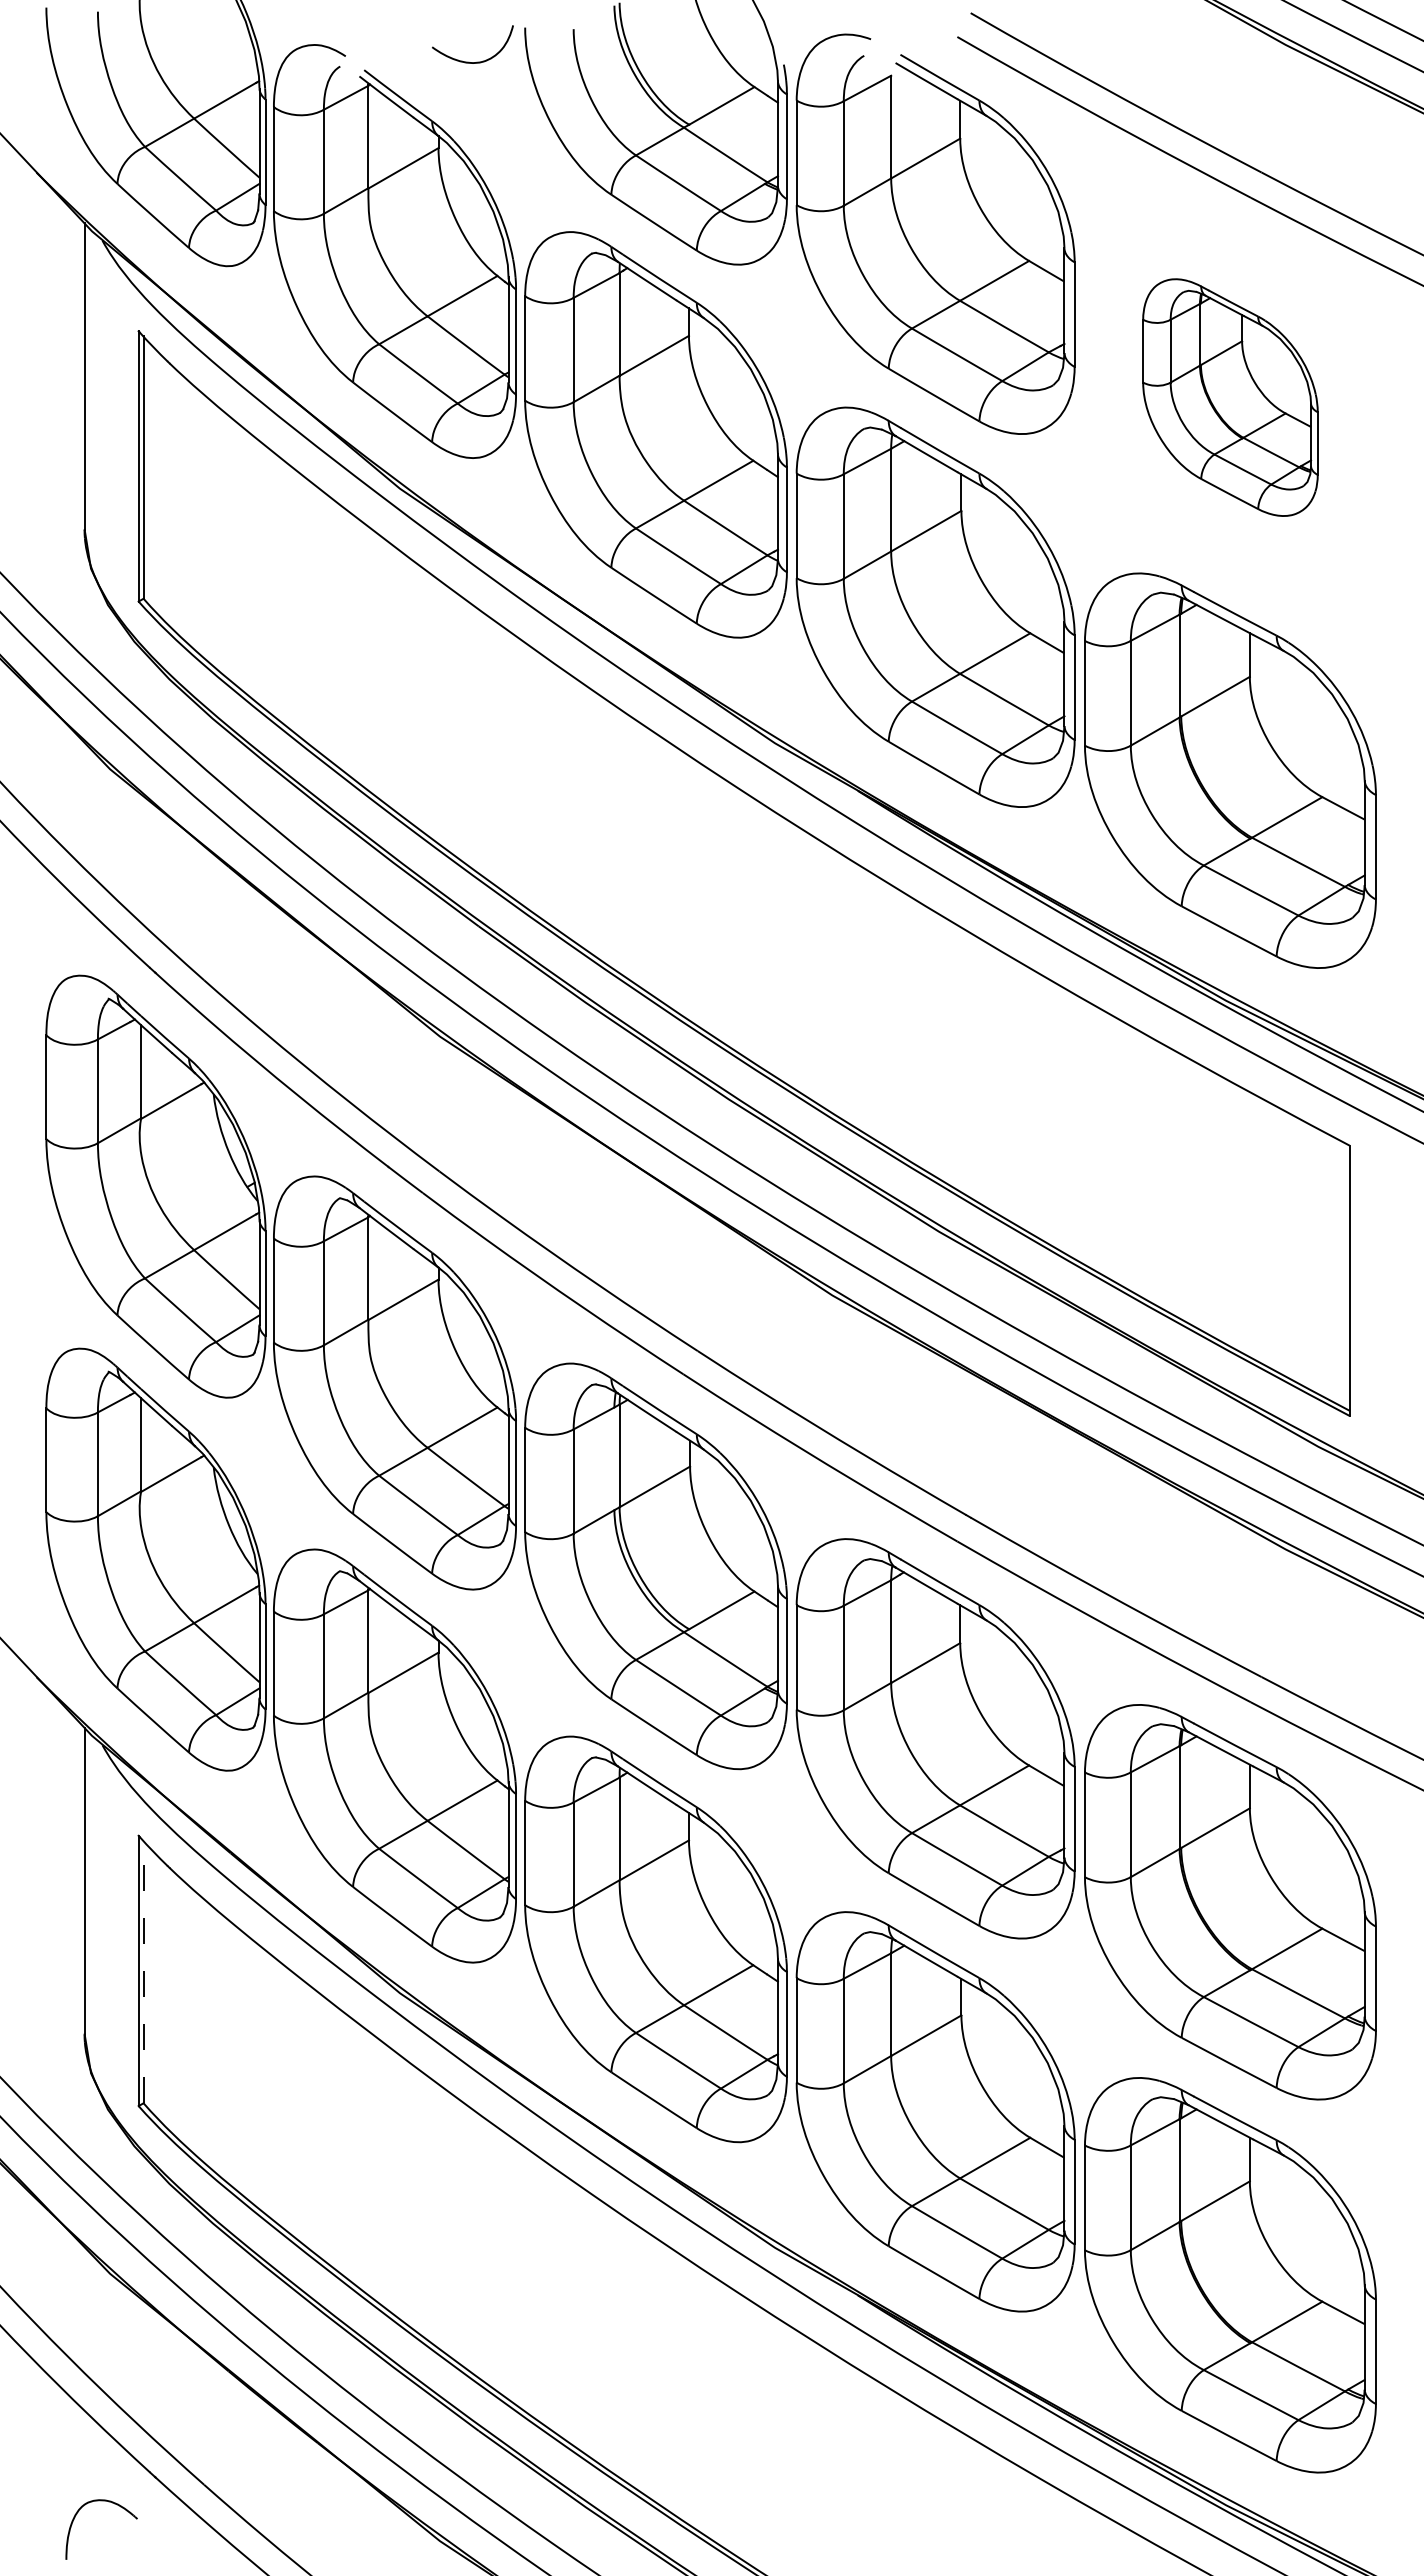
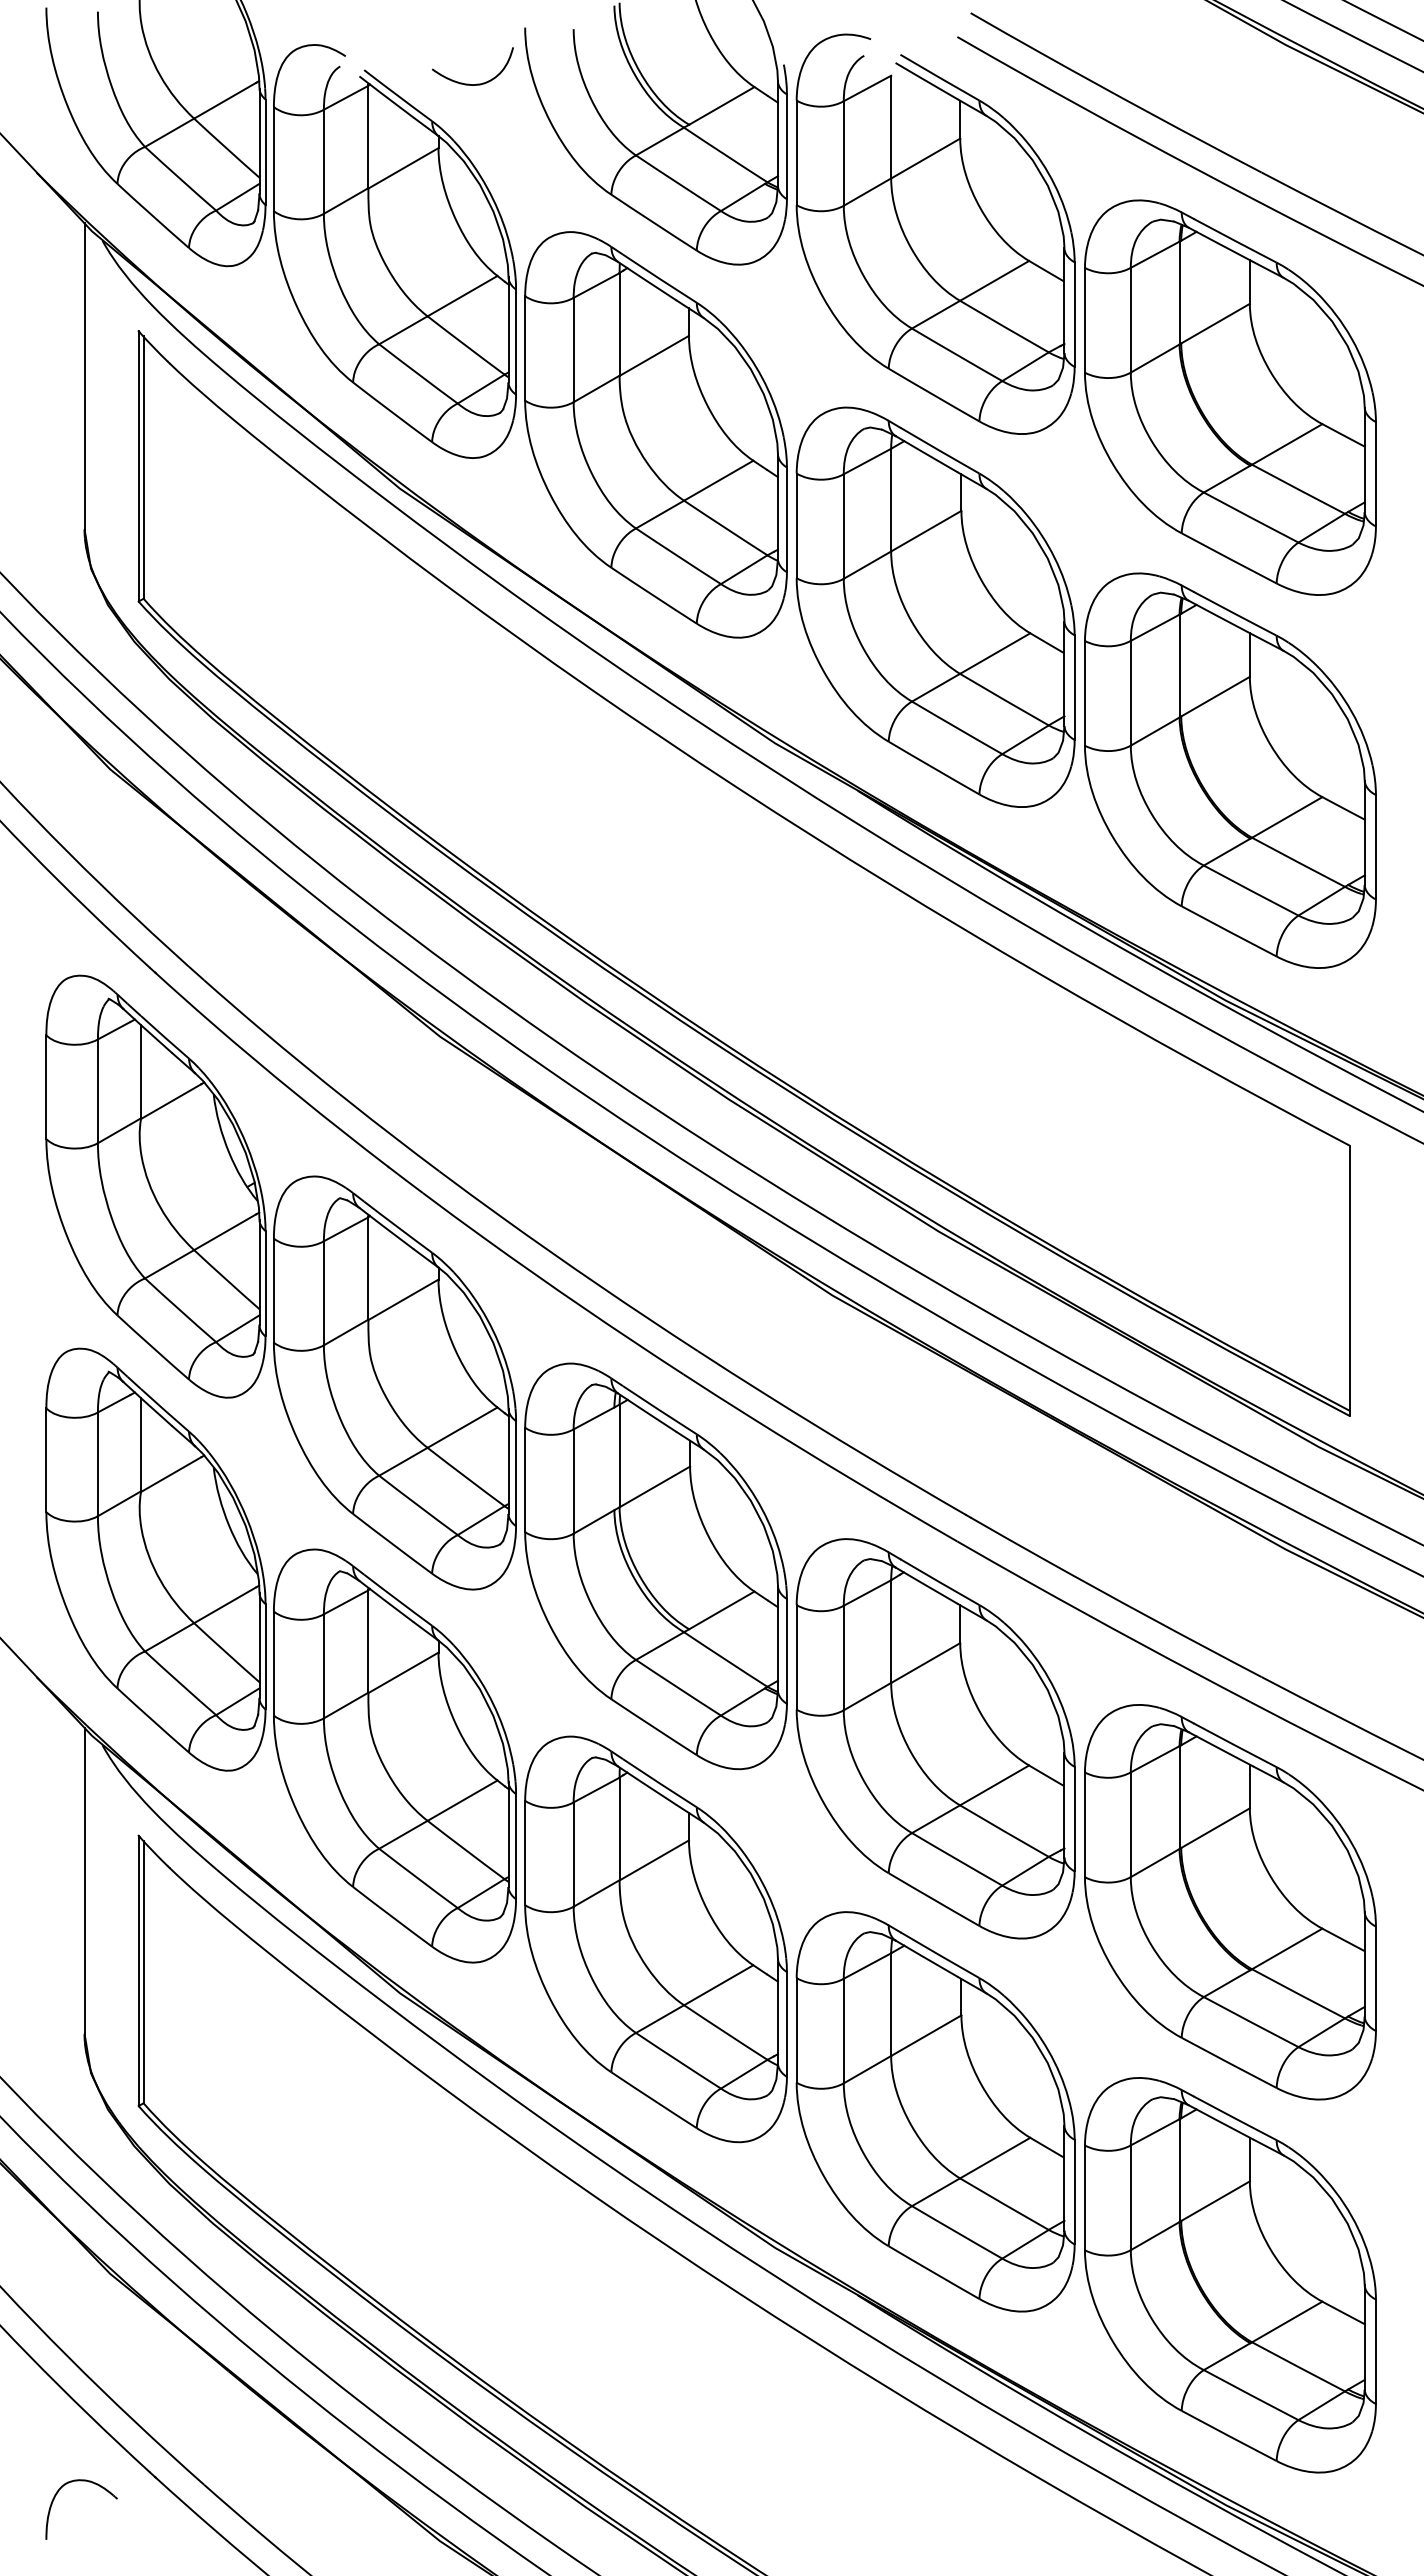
curve position: (468, 61) -> (468, 83) (468, 83)
part size: 177x239 px -> 293x397 px (1230, 397)
line: dashed -> solid (143, 1971)
part position: (108, 2502) -> (88, 2482) (88, 2482)
